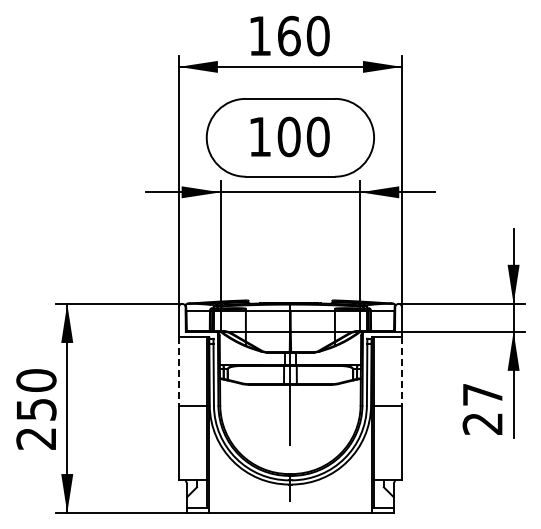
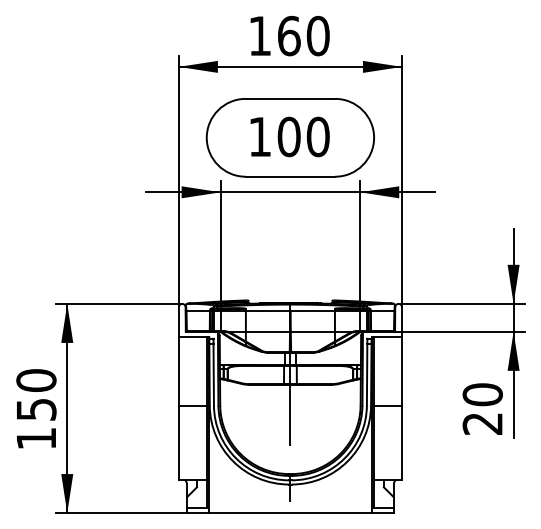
line: dashed -> solid (178, 371)
line: dashed -> solid (402, 371)
text: 27 -> 20 (482, 394)
text: 250 -> 150 (35, 438)
